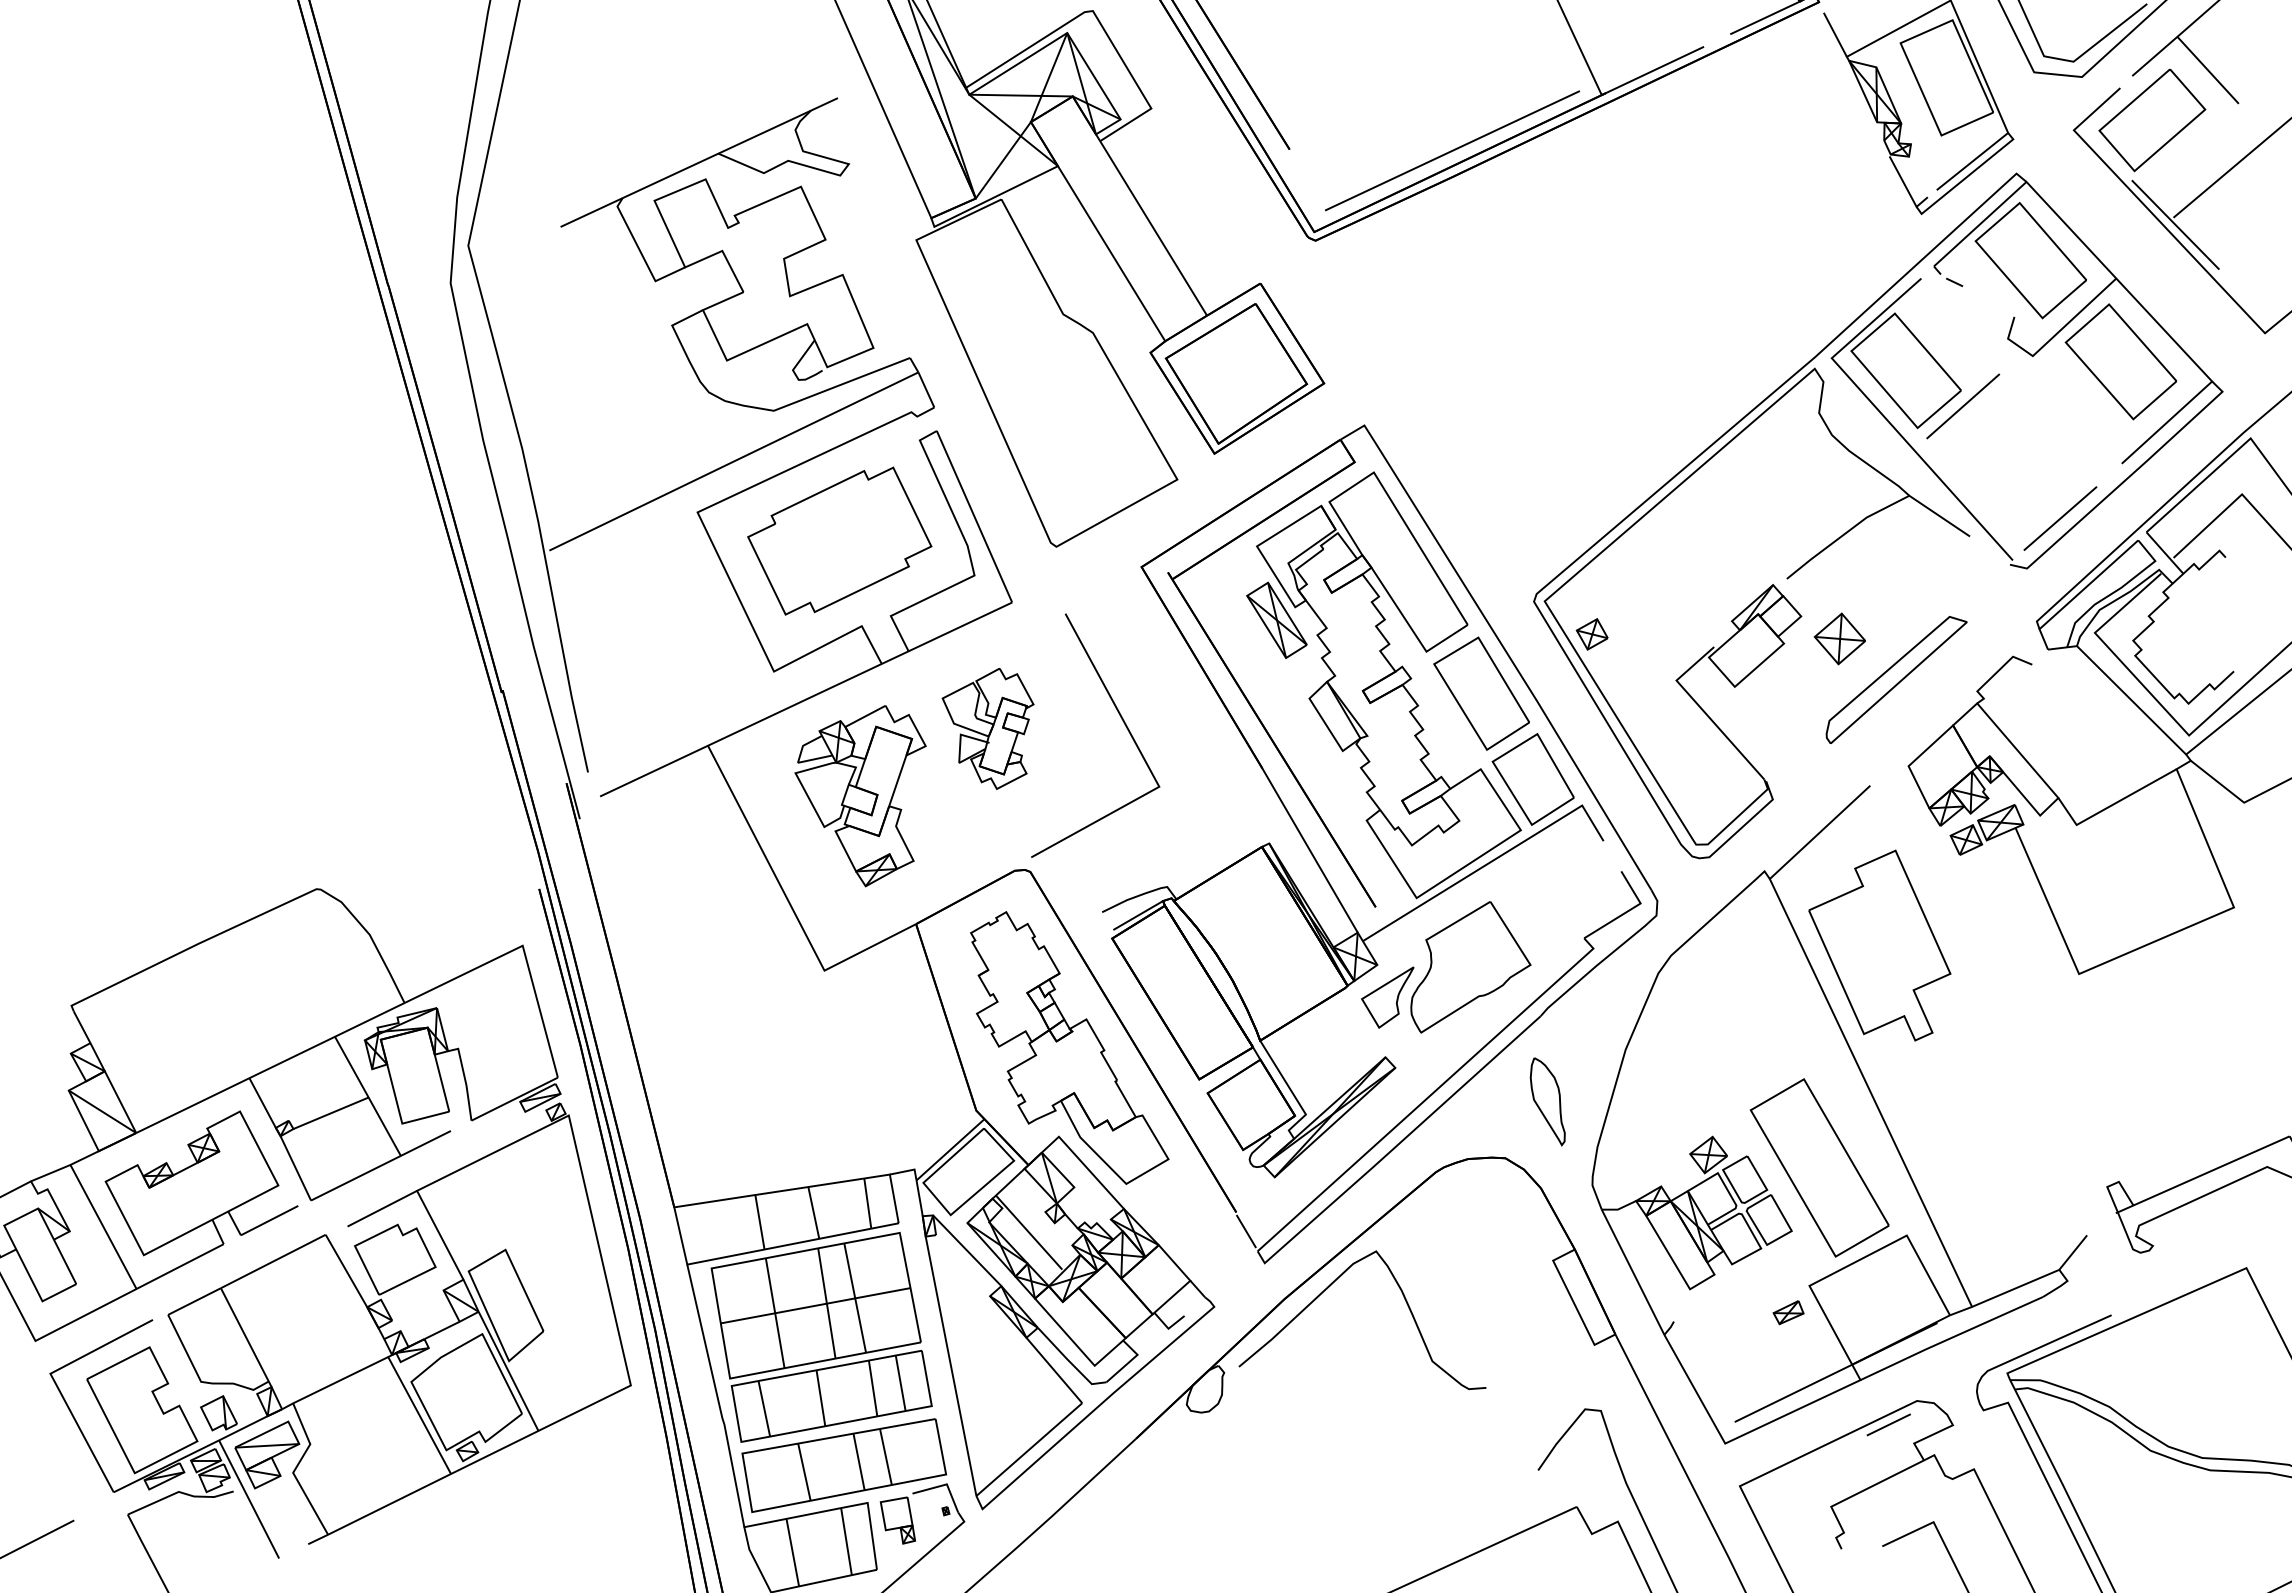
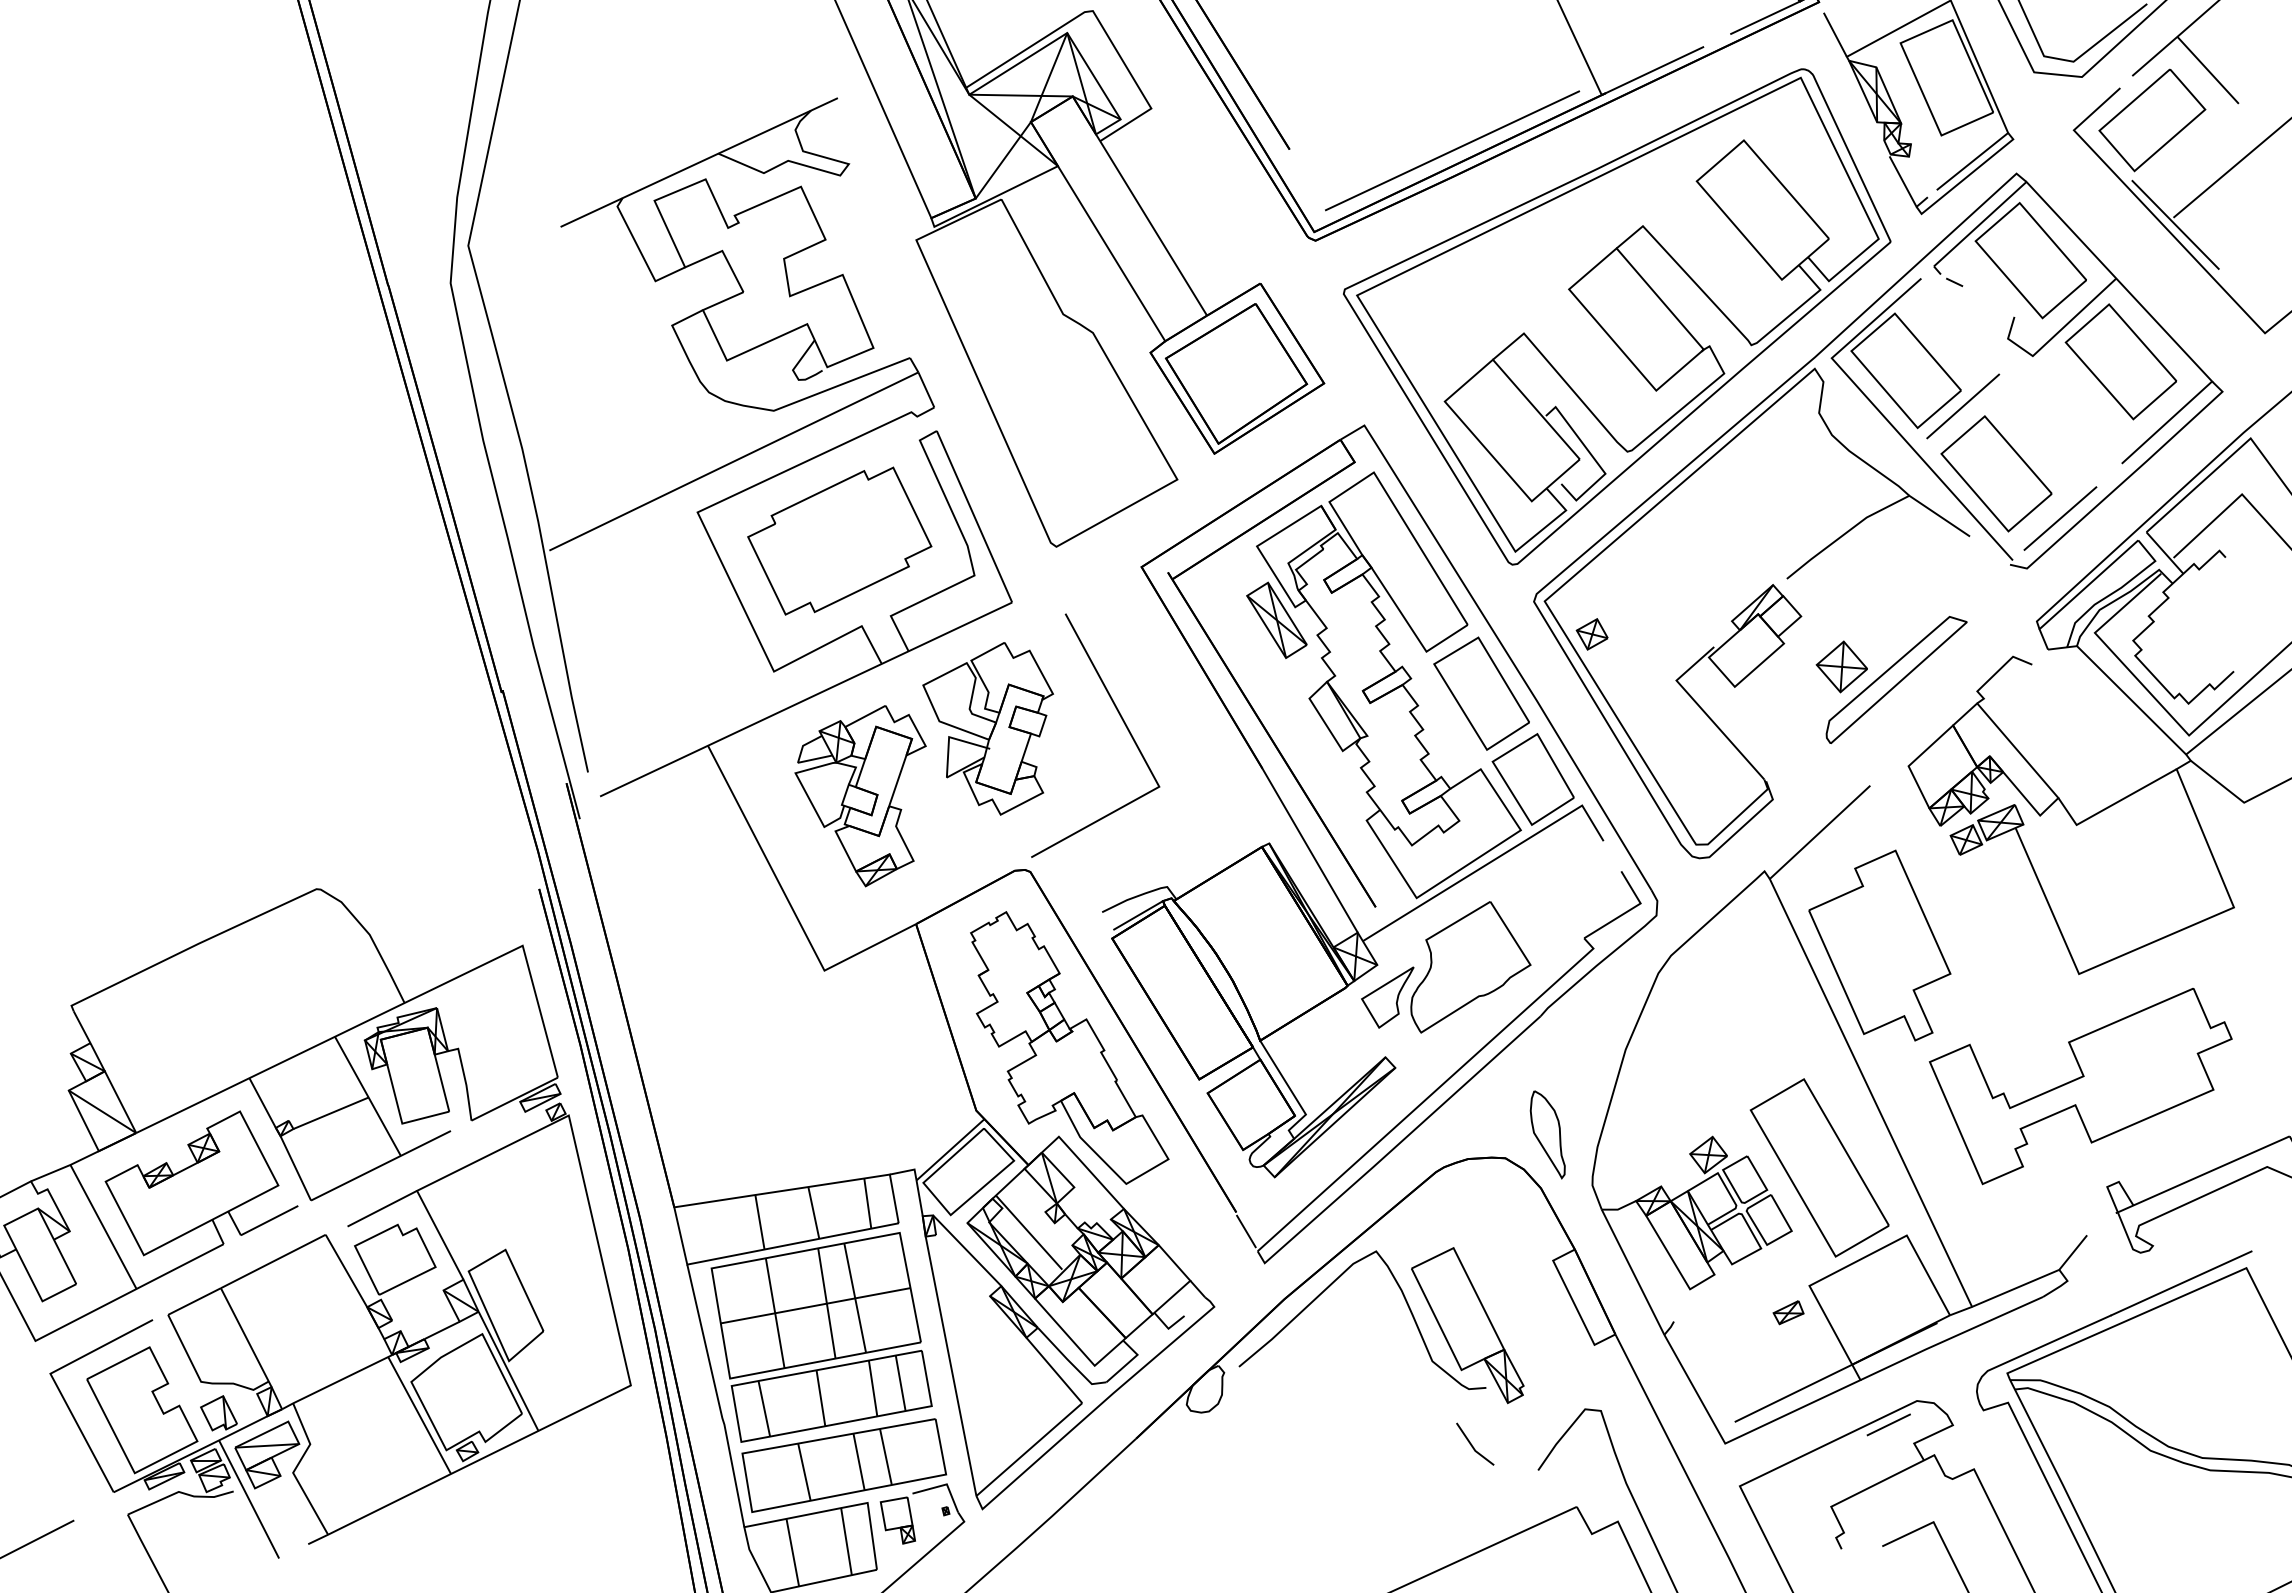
part: none -> present (1617, 316)
part: none -> present (1996, 473)
part position: (1839, 638) -> (1841, 666) (1841, 666)
part size: 94x122 px -> 132x174 px (987, 728)
part: none -> present (2080, 1086)
part position: (1547, 1101) -> (1547, 1134) (1547, 1134)
line: none -> present (2181, 1283)
part: none -> present (1467, 1325)
line: none -> present (1472, 1444)
